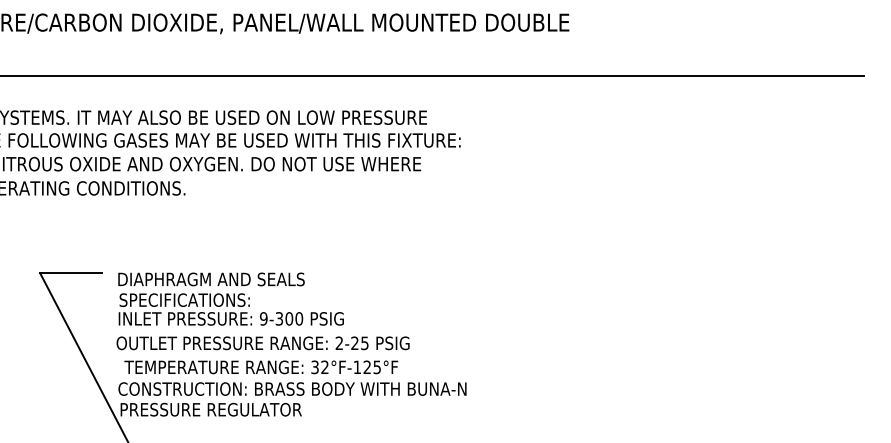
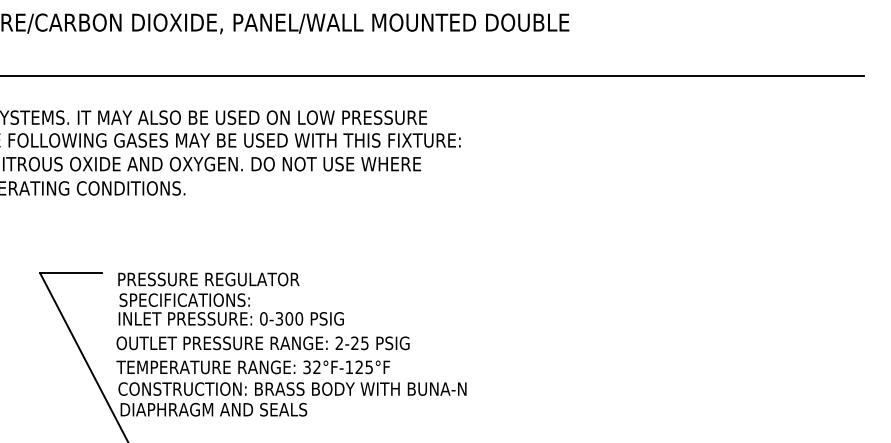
text: DIAPHRAGM AND SEALS -> PRESSURE REGULATOR (211, 279)
text: 9-300 -> 0-300 (263, 318)
text position: (261, 367) -> (253, 367) (253, 367)
text: PRESSURE REGULATOR -> DIAPHRAGM AND SEALS (214, 409)
